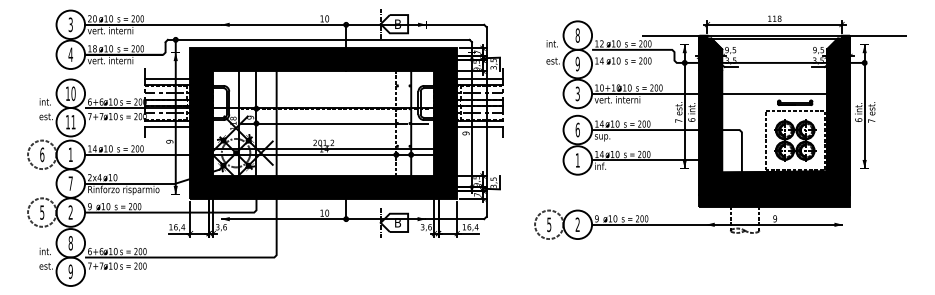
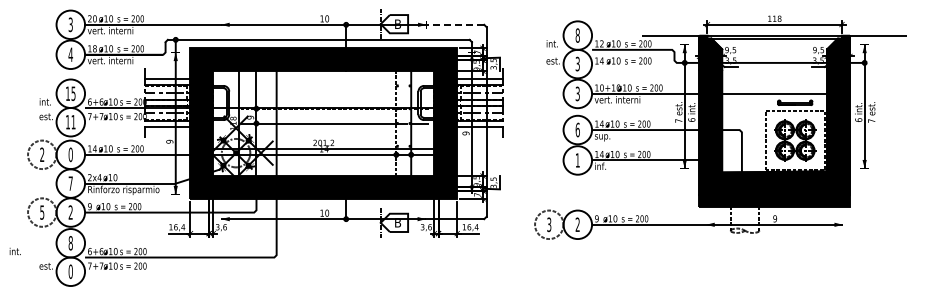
line: solid -> dashed (455, 24)
text: 9 -> 3 (577, 64)
text: 10 -> 15 (73, 93)
text: 6 -> 2 (42, 154)
text: 1 -> 0 (70, 154)
text: 5 -> 3 (549, 223)
text position: (44, 251) -> (14, 251) (14, 251)
text: 9 -> 0 (70, 271)
